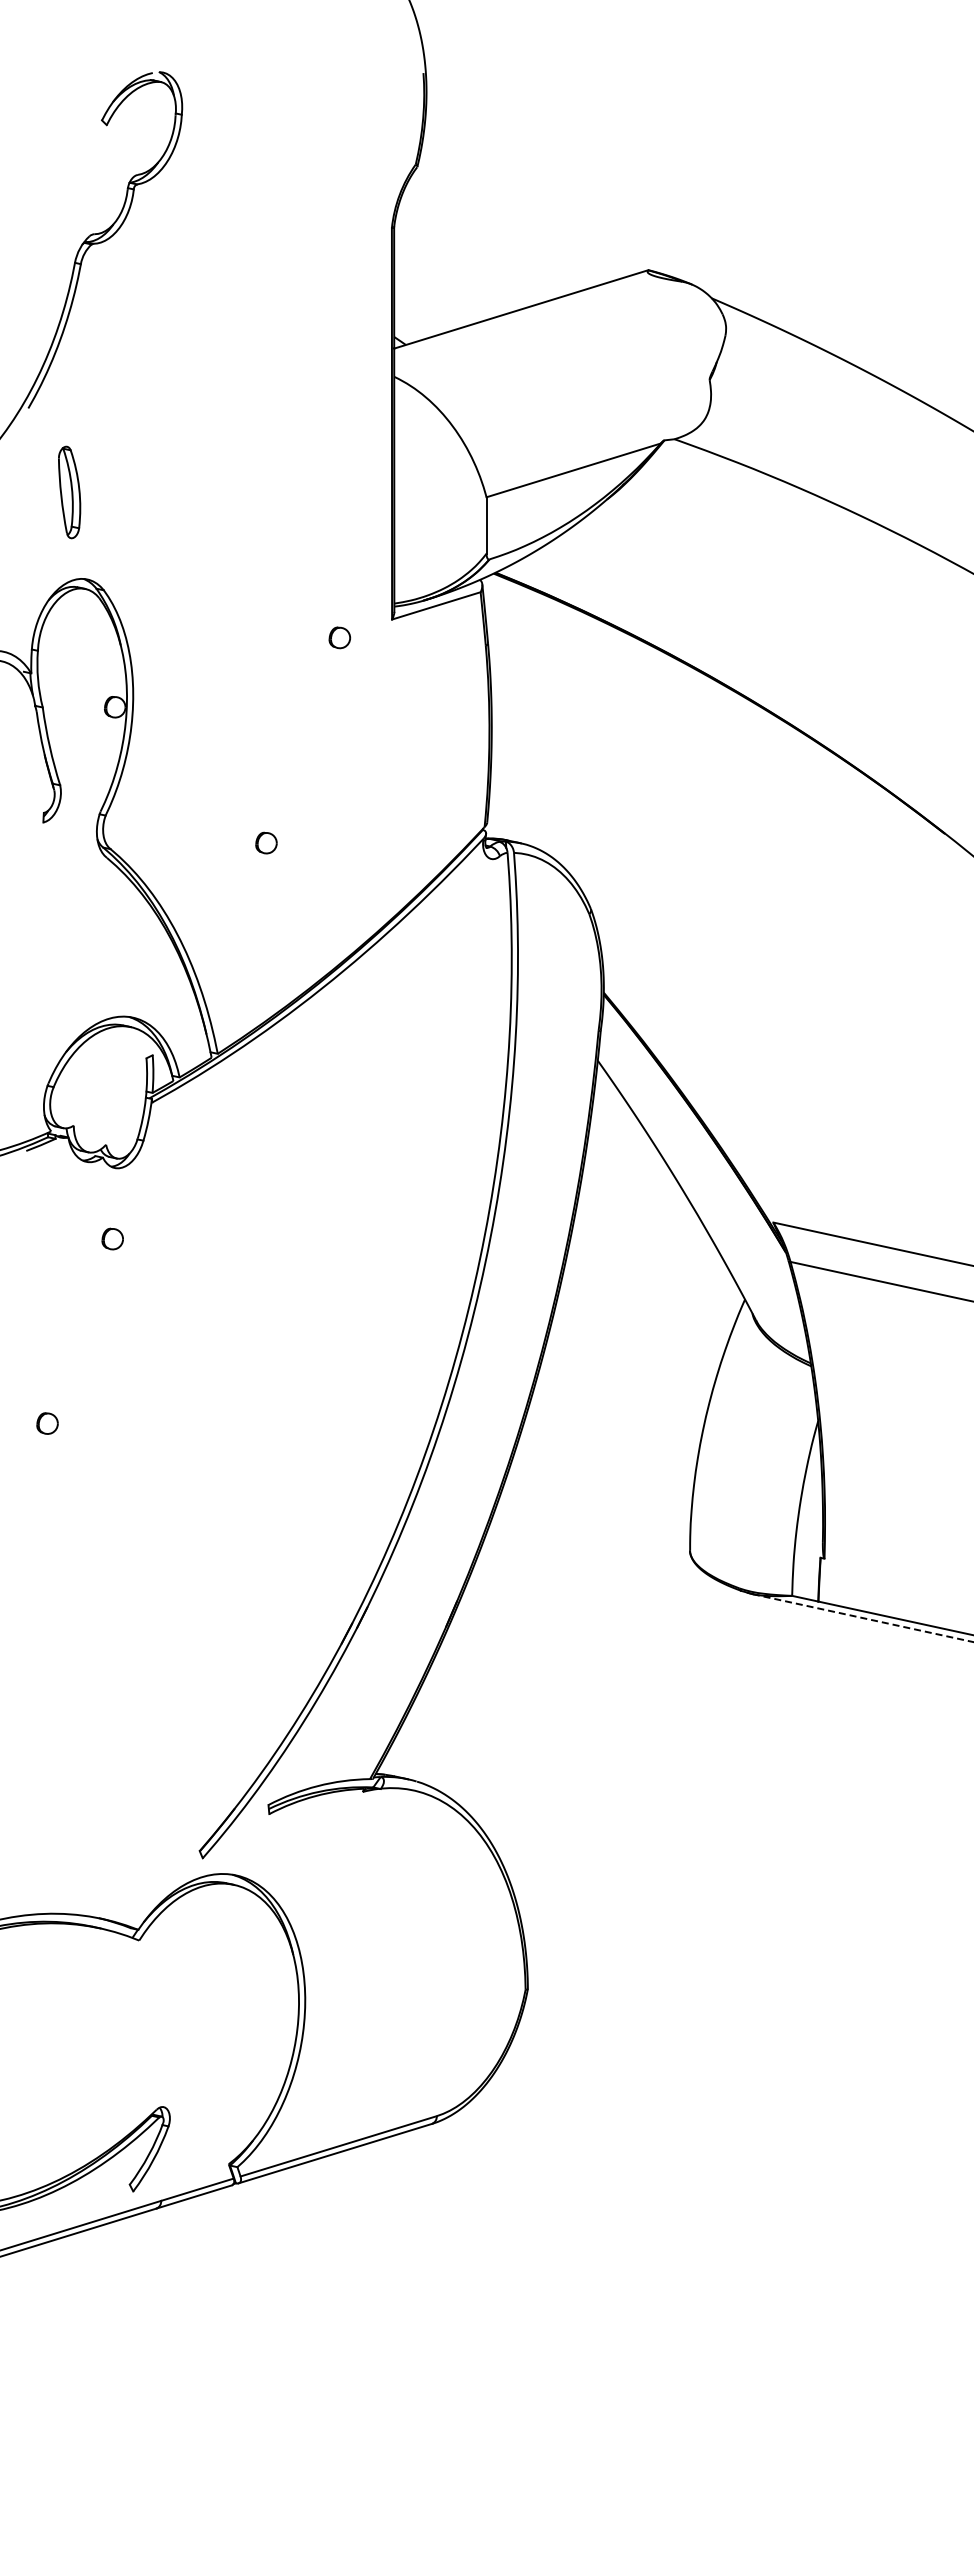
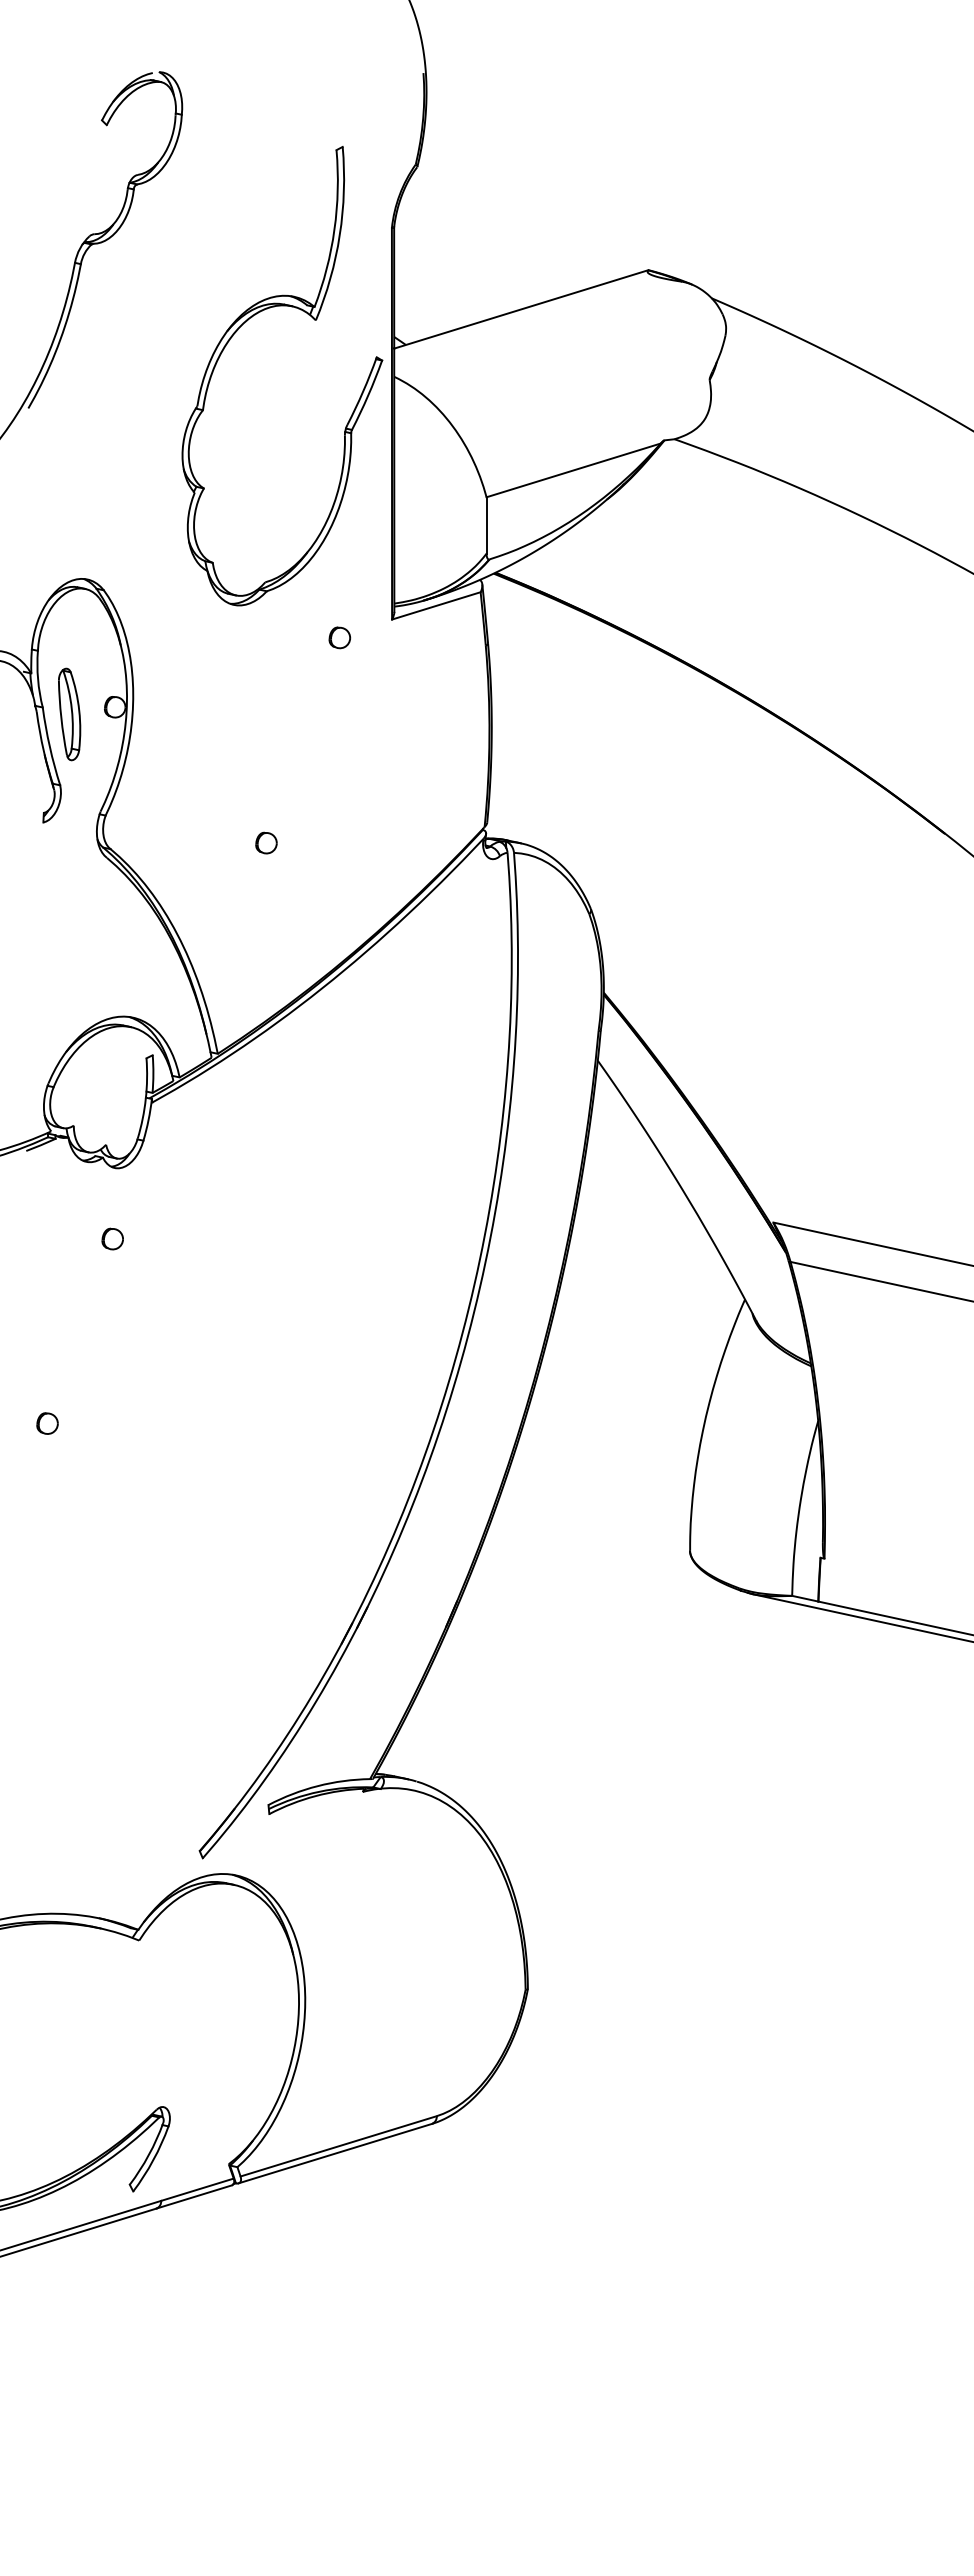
part: none -> present (232, 337)
part position: (69, 492) -> (69, 714) (69, 714)
line: dashed -> solid (863, 1618)
